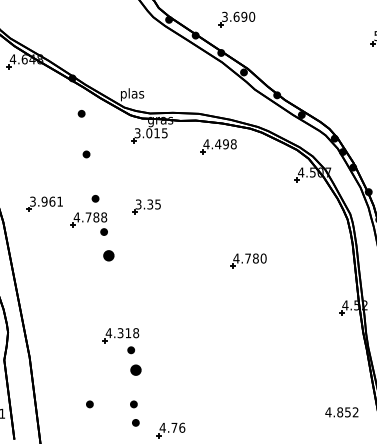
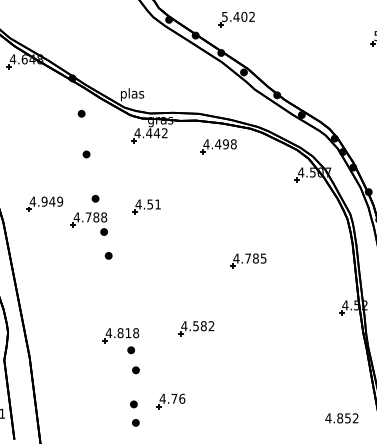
text: 3.690 -> 5.402 (238, 16)
text: 3.015 -> 4.442 (150, 133)
text: 3.961 -> 4.949 (46, 201)
text: 3.35 -> 4.51 (147, 204)
part size: 12x12 px -> 9x8 px (108, 255)
text: 4.780 -> 4.785 (263, 258)
part: none -> present (196, 328)
text: 4.318 -> 4.818 (120, 333)
part size: 12x12 px -> 8x9 px (135, 370)
part: present -> none (89, 404)
text position: (341, 412) -> (341, 418) (341, 418)
part position: (170, 430) -> (170, 401) (170, 401)
